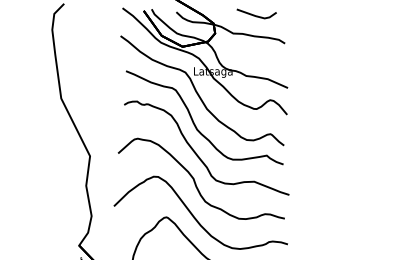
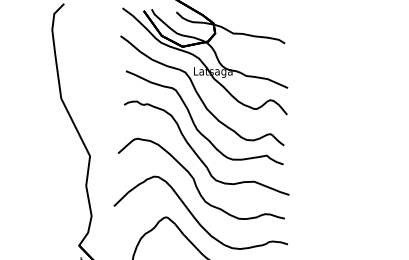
line: present -> none (256, 15)
